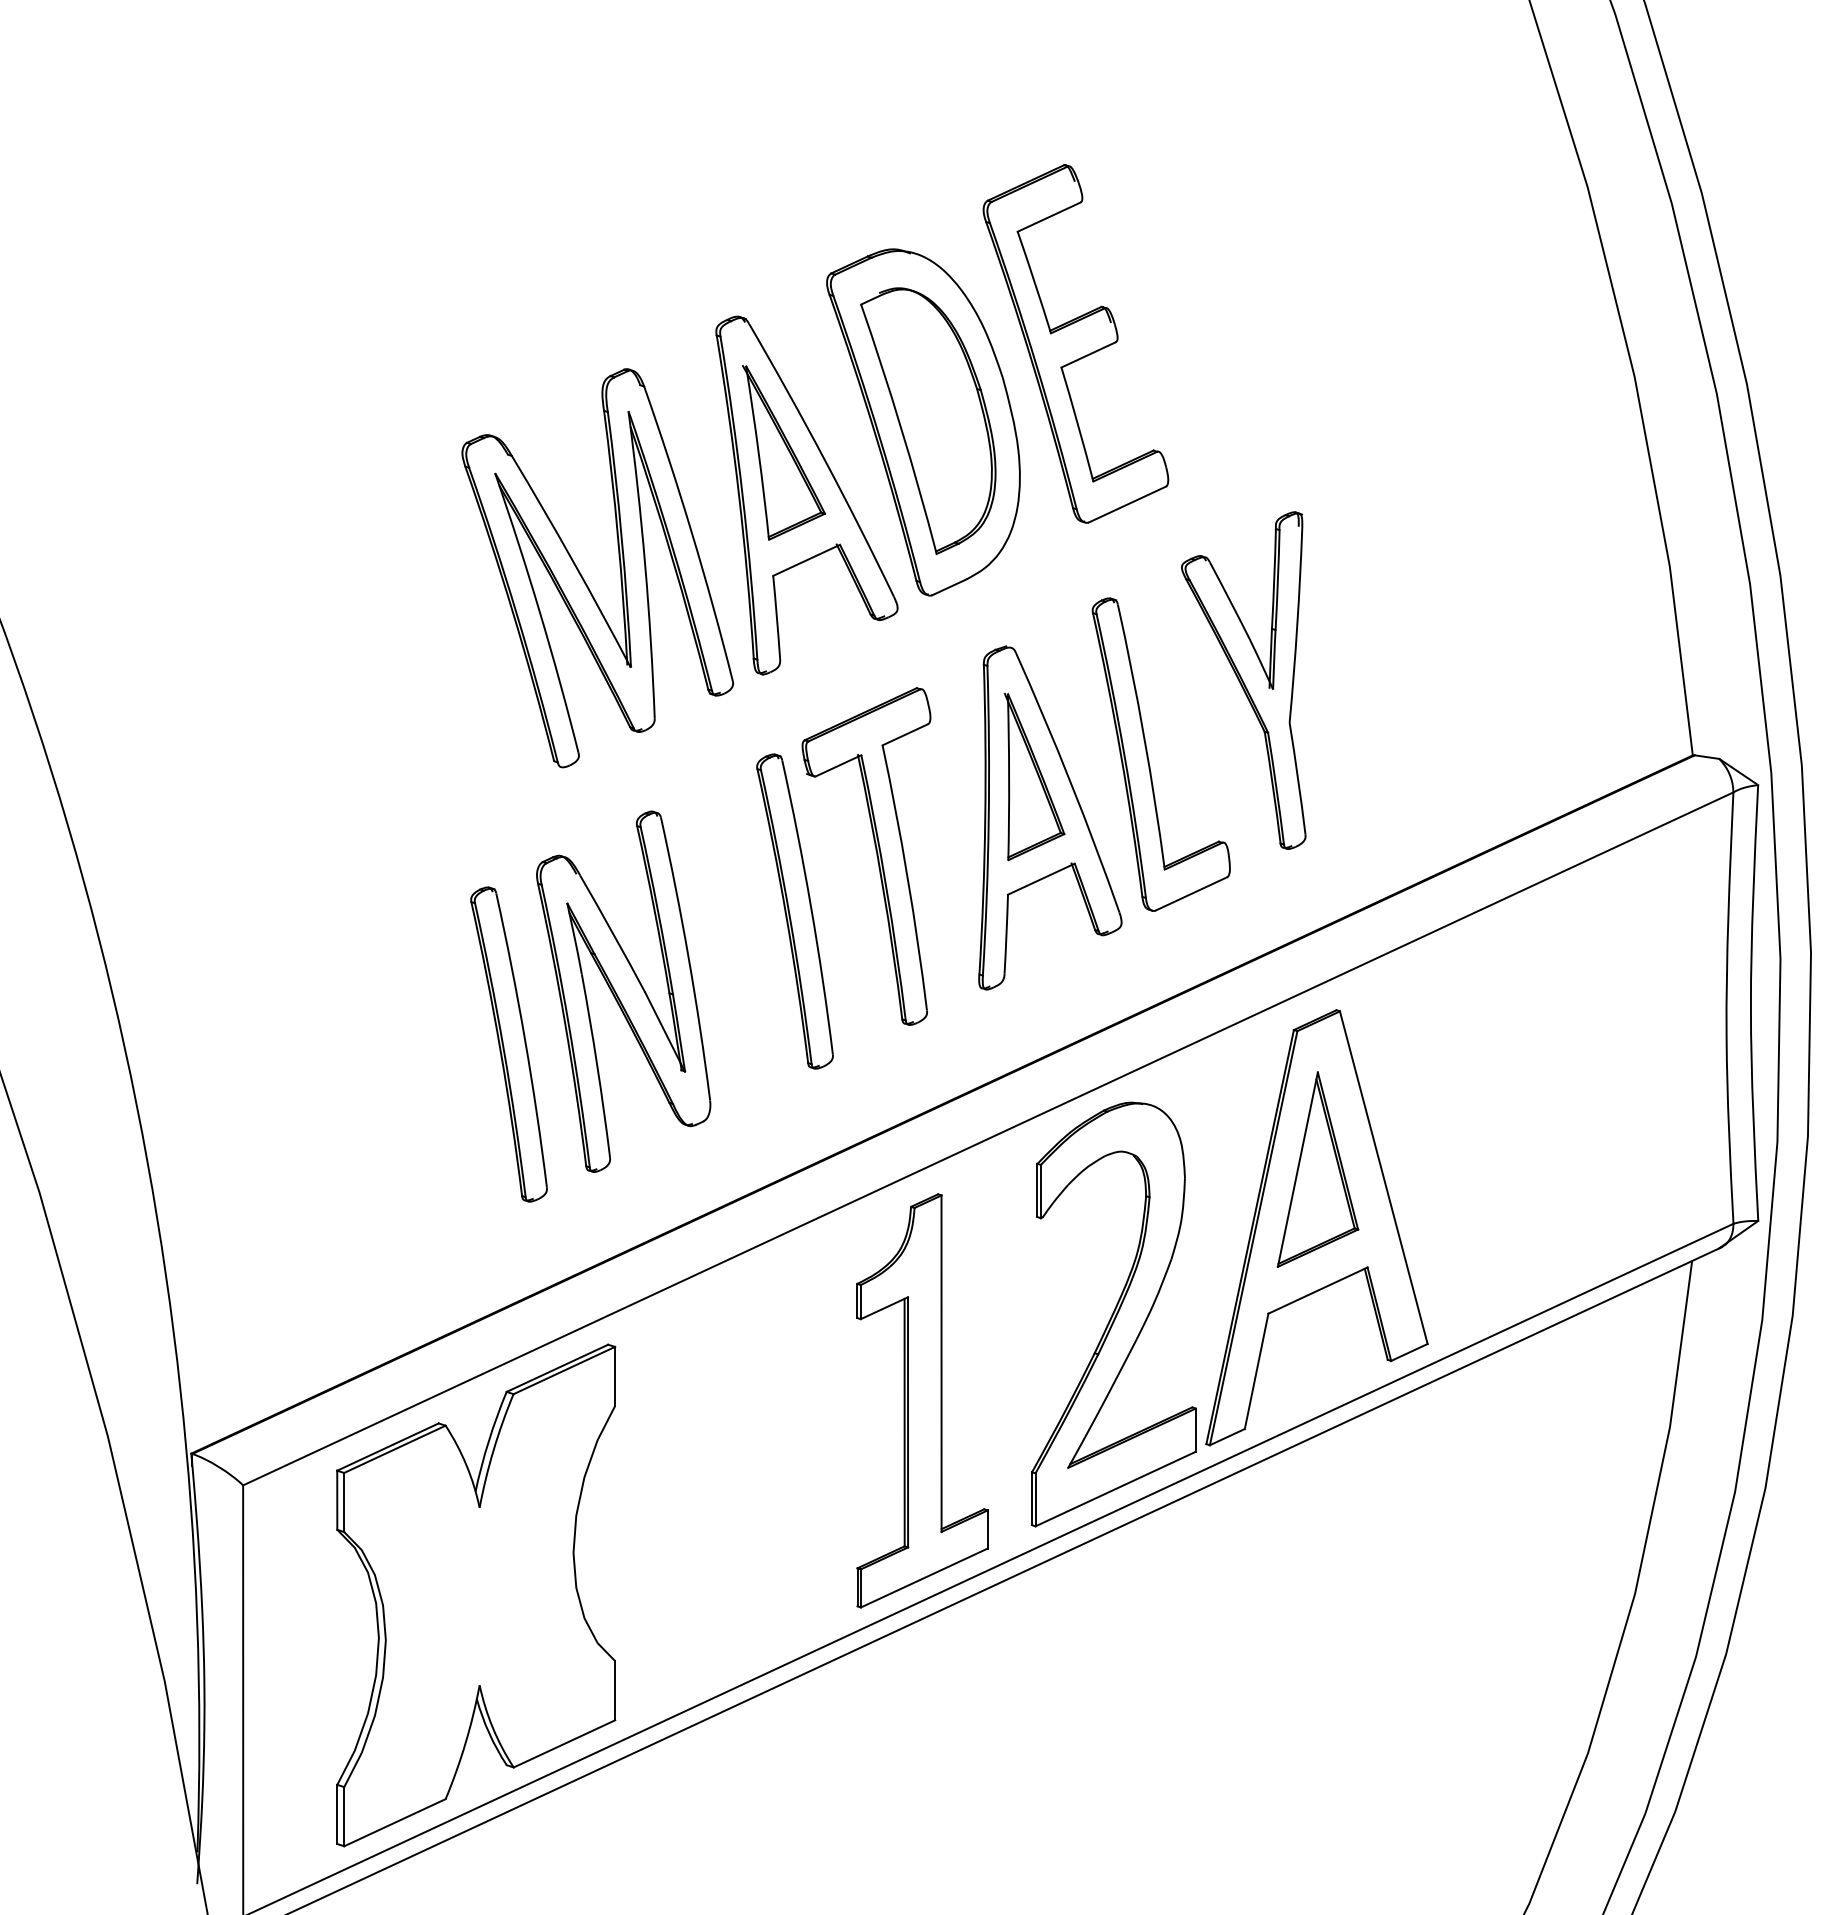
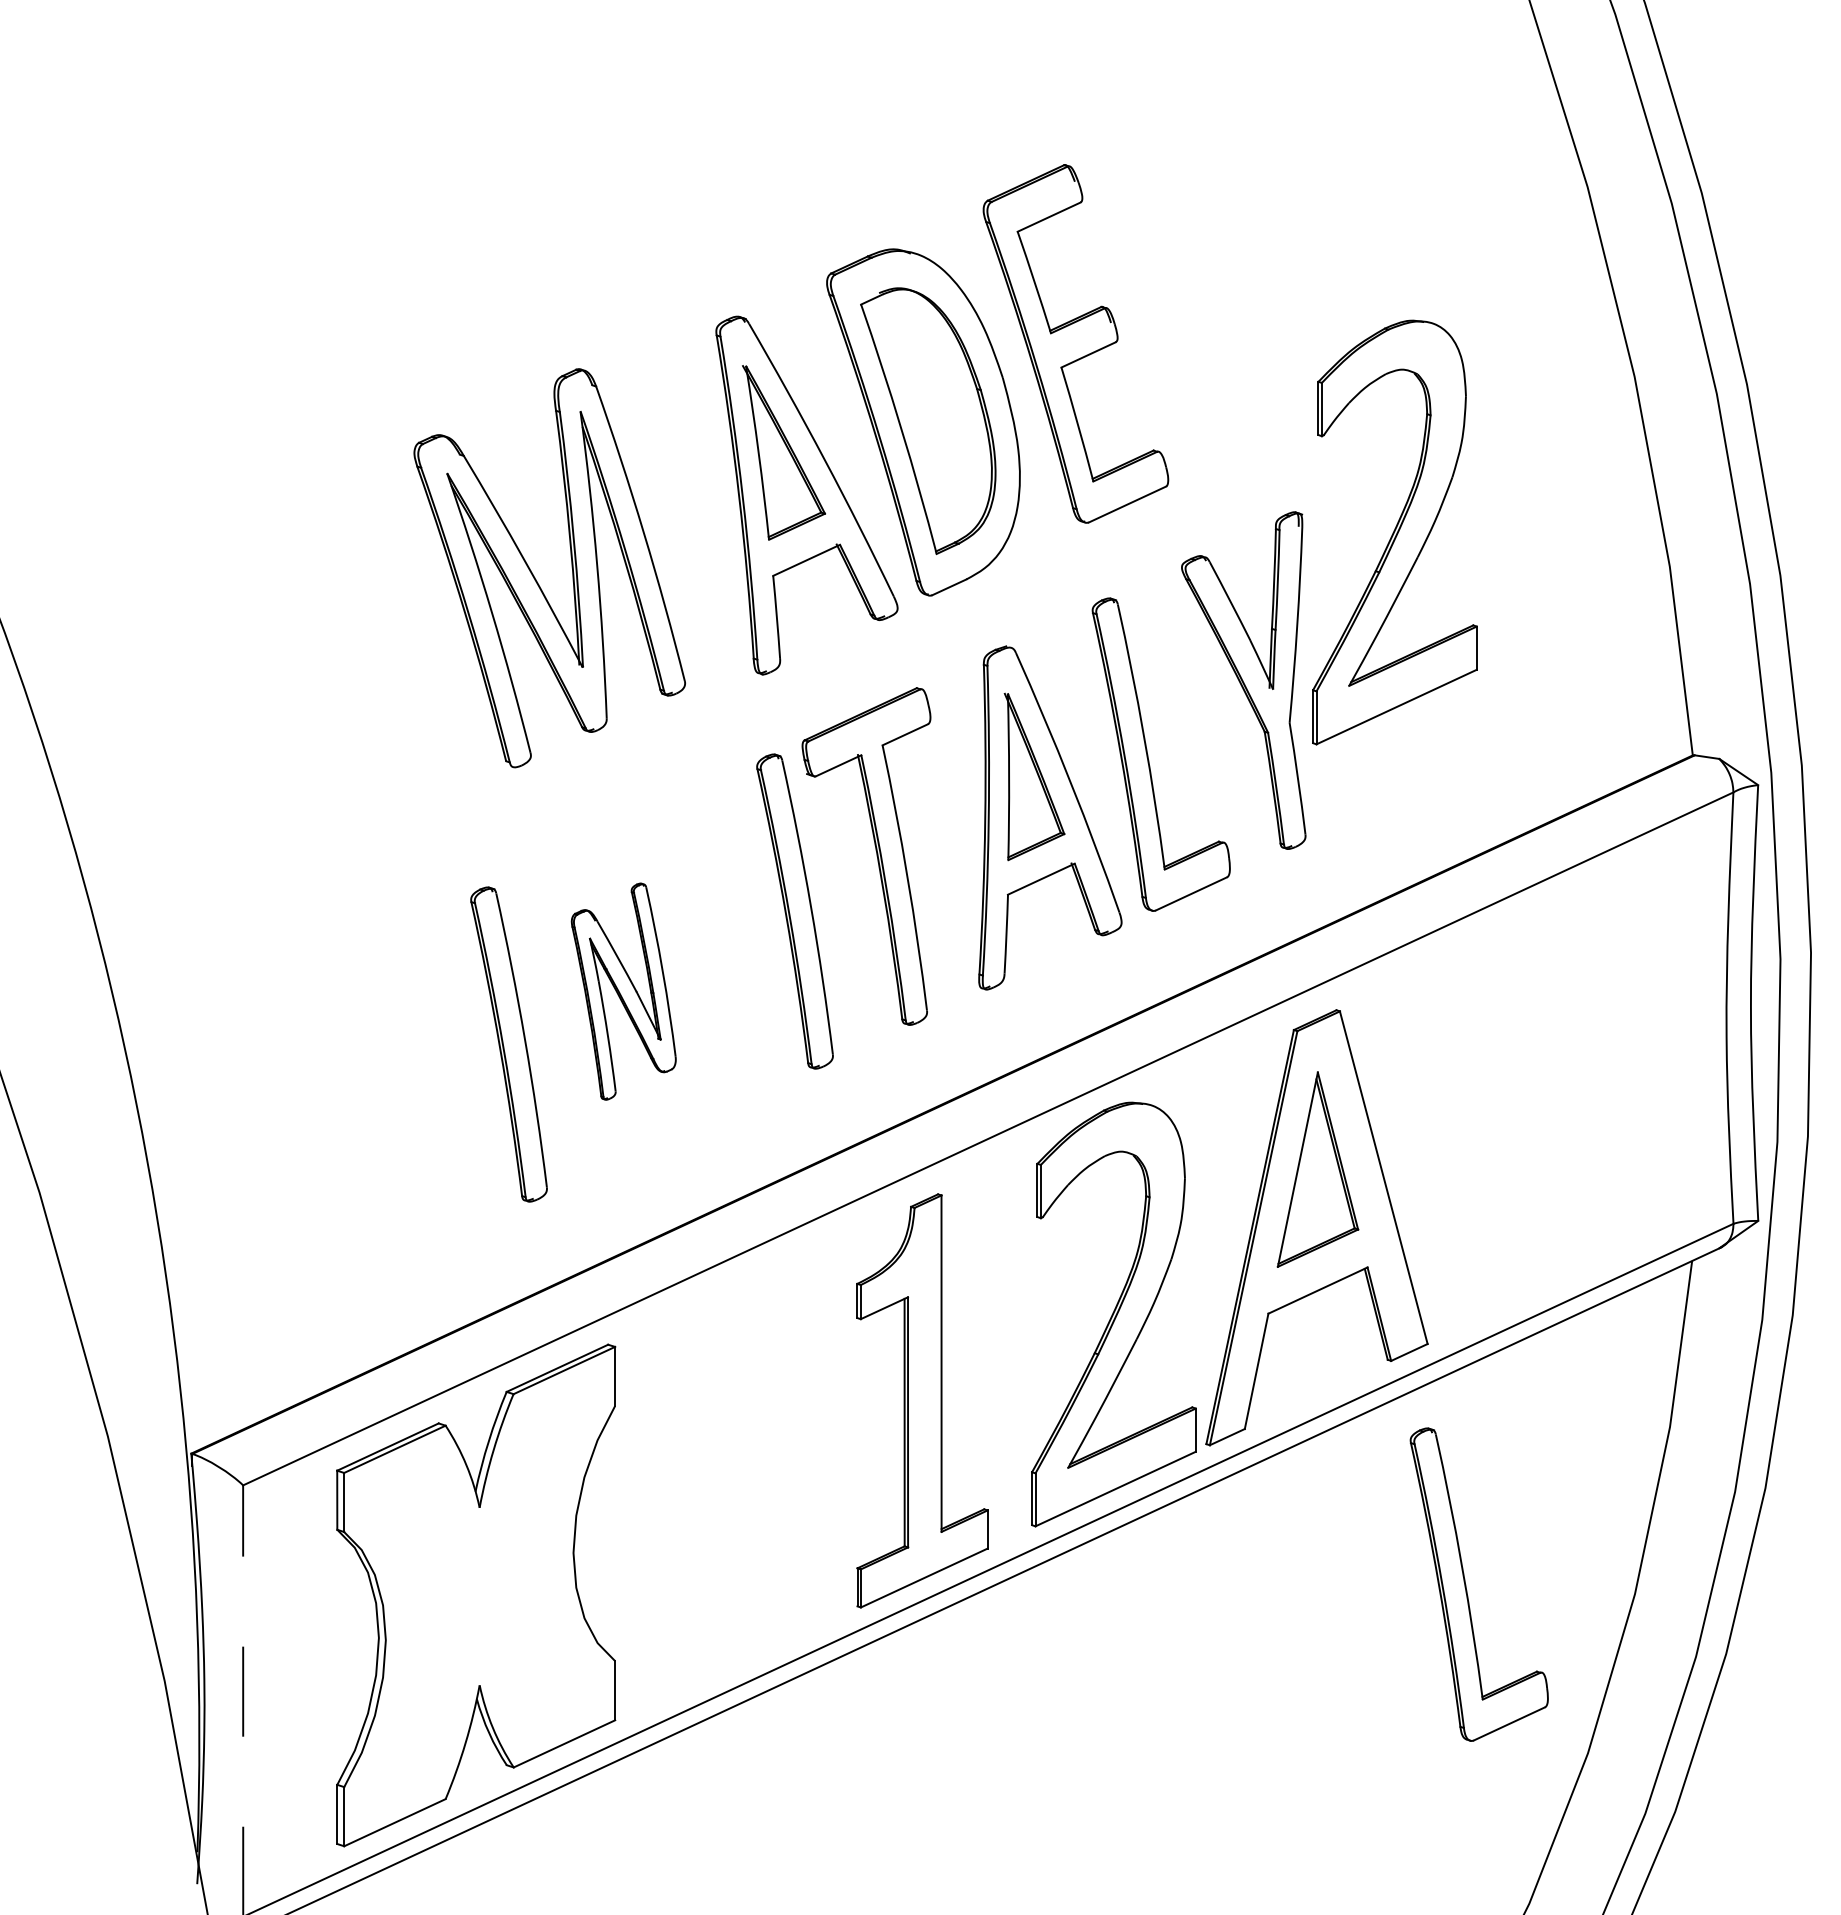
part: none -> present (1394, 532)
part position: (582, 575) -> (534, 575) (534, 575)
part size: 176x363 px -> 107x219 px (623, 991)
part: none -> present (1466, 1584)
line: solid -> dashed (243, 1700)
